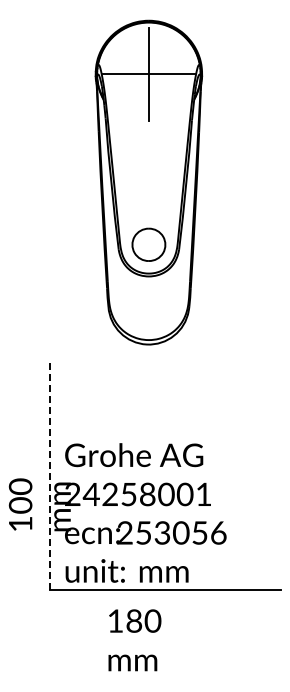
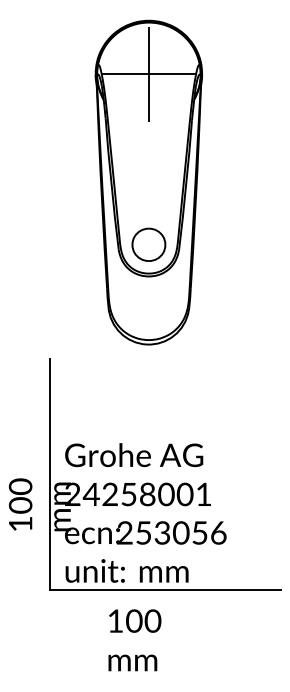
line: dashed -> solid (49, 474)
text: 180 -> 100 (134, 621)
